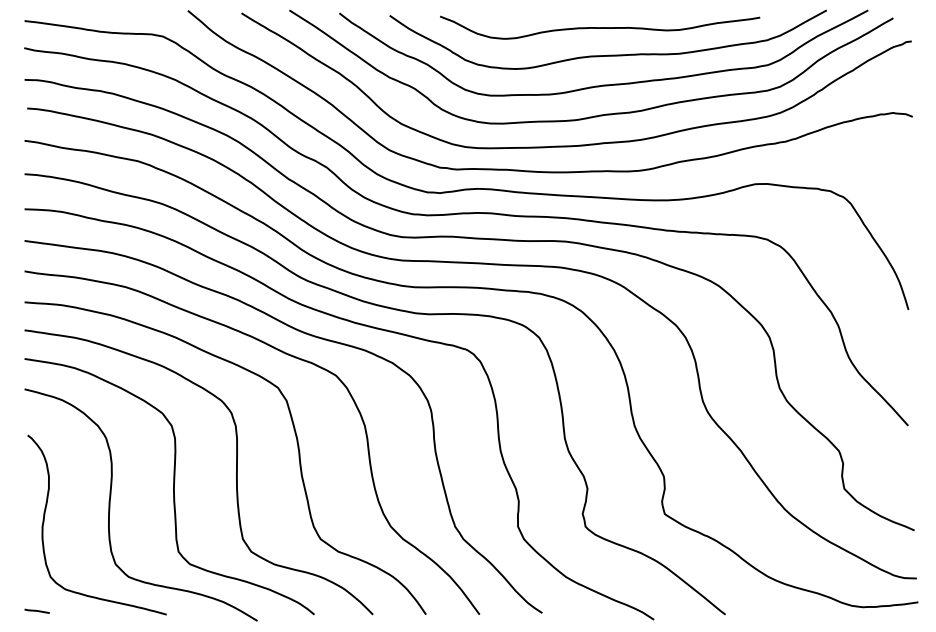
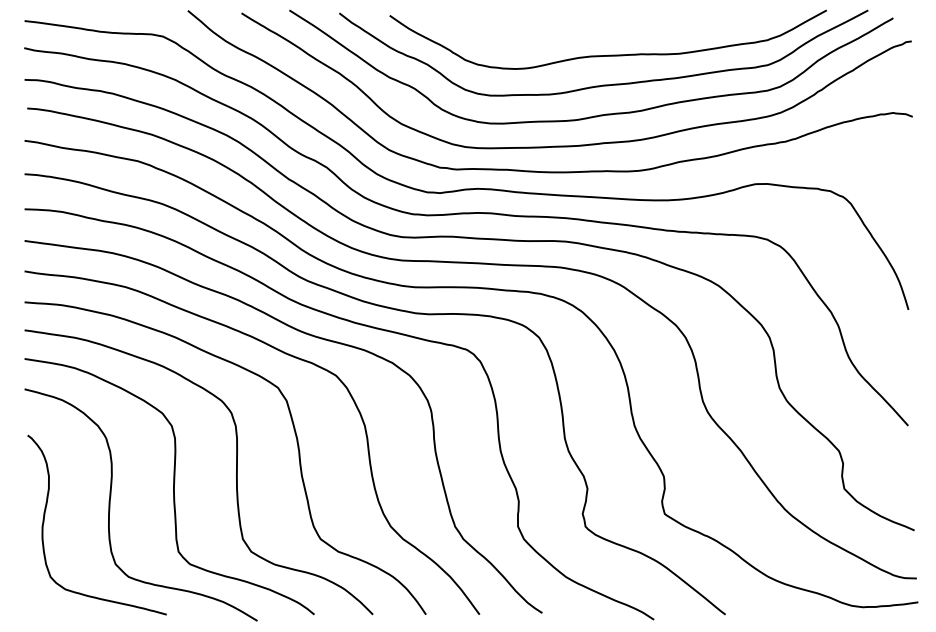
curve: present -> none (600, 27)
line: present -> none (36, 610)
